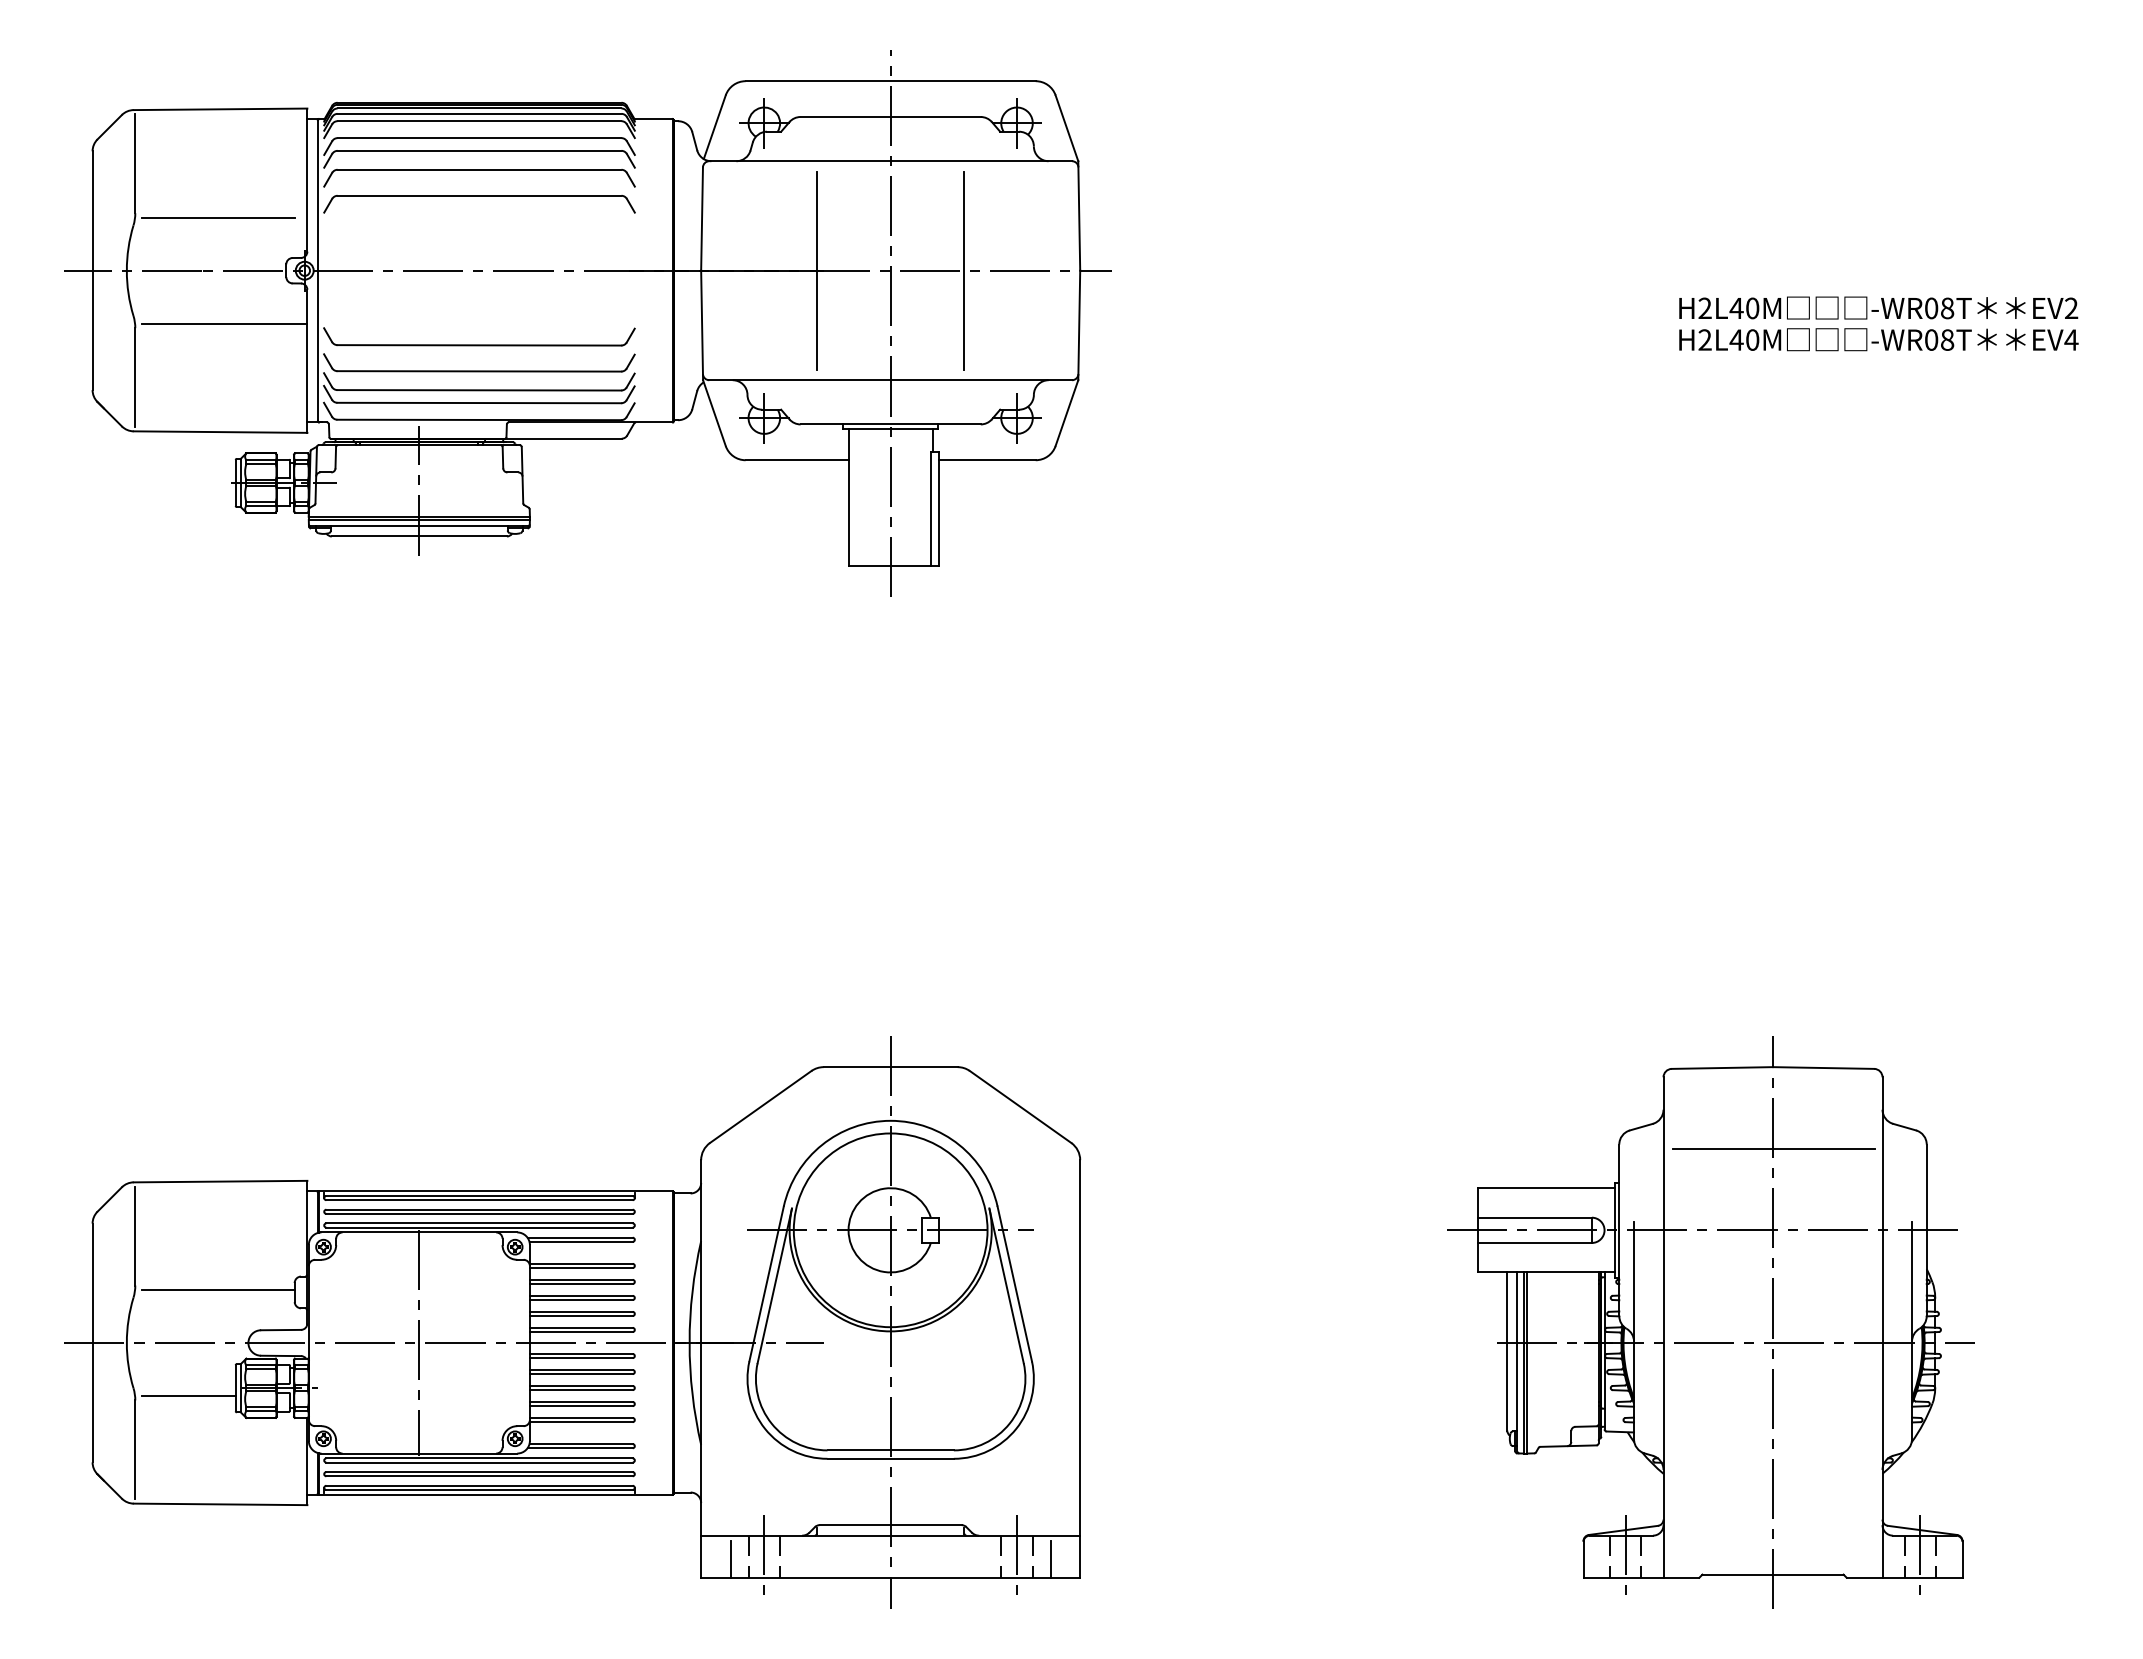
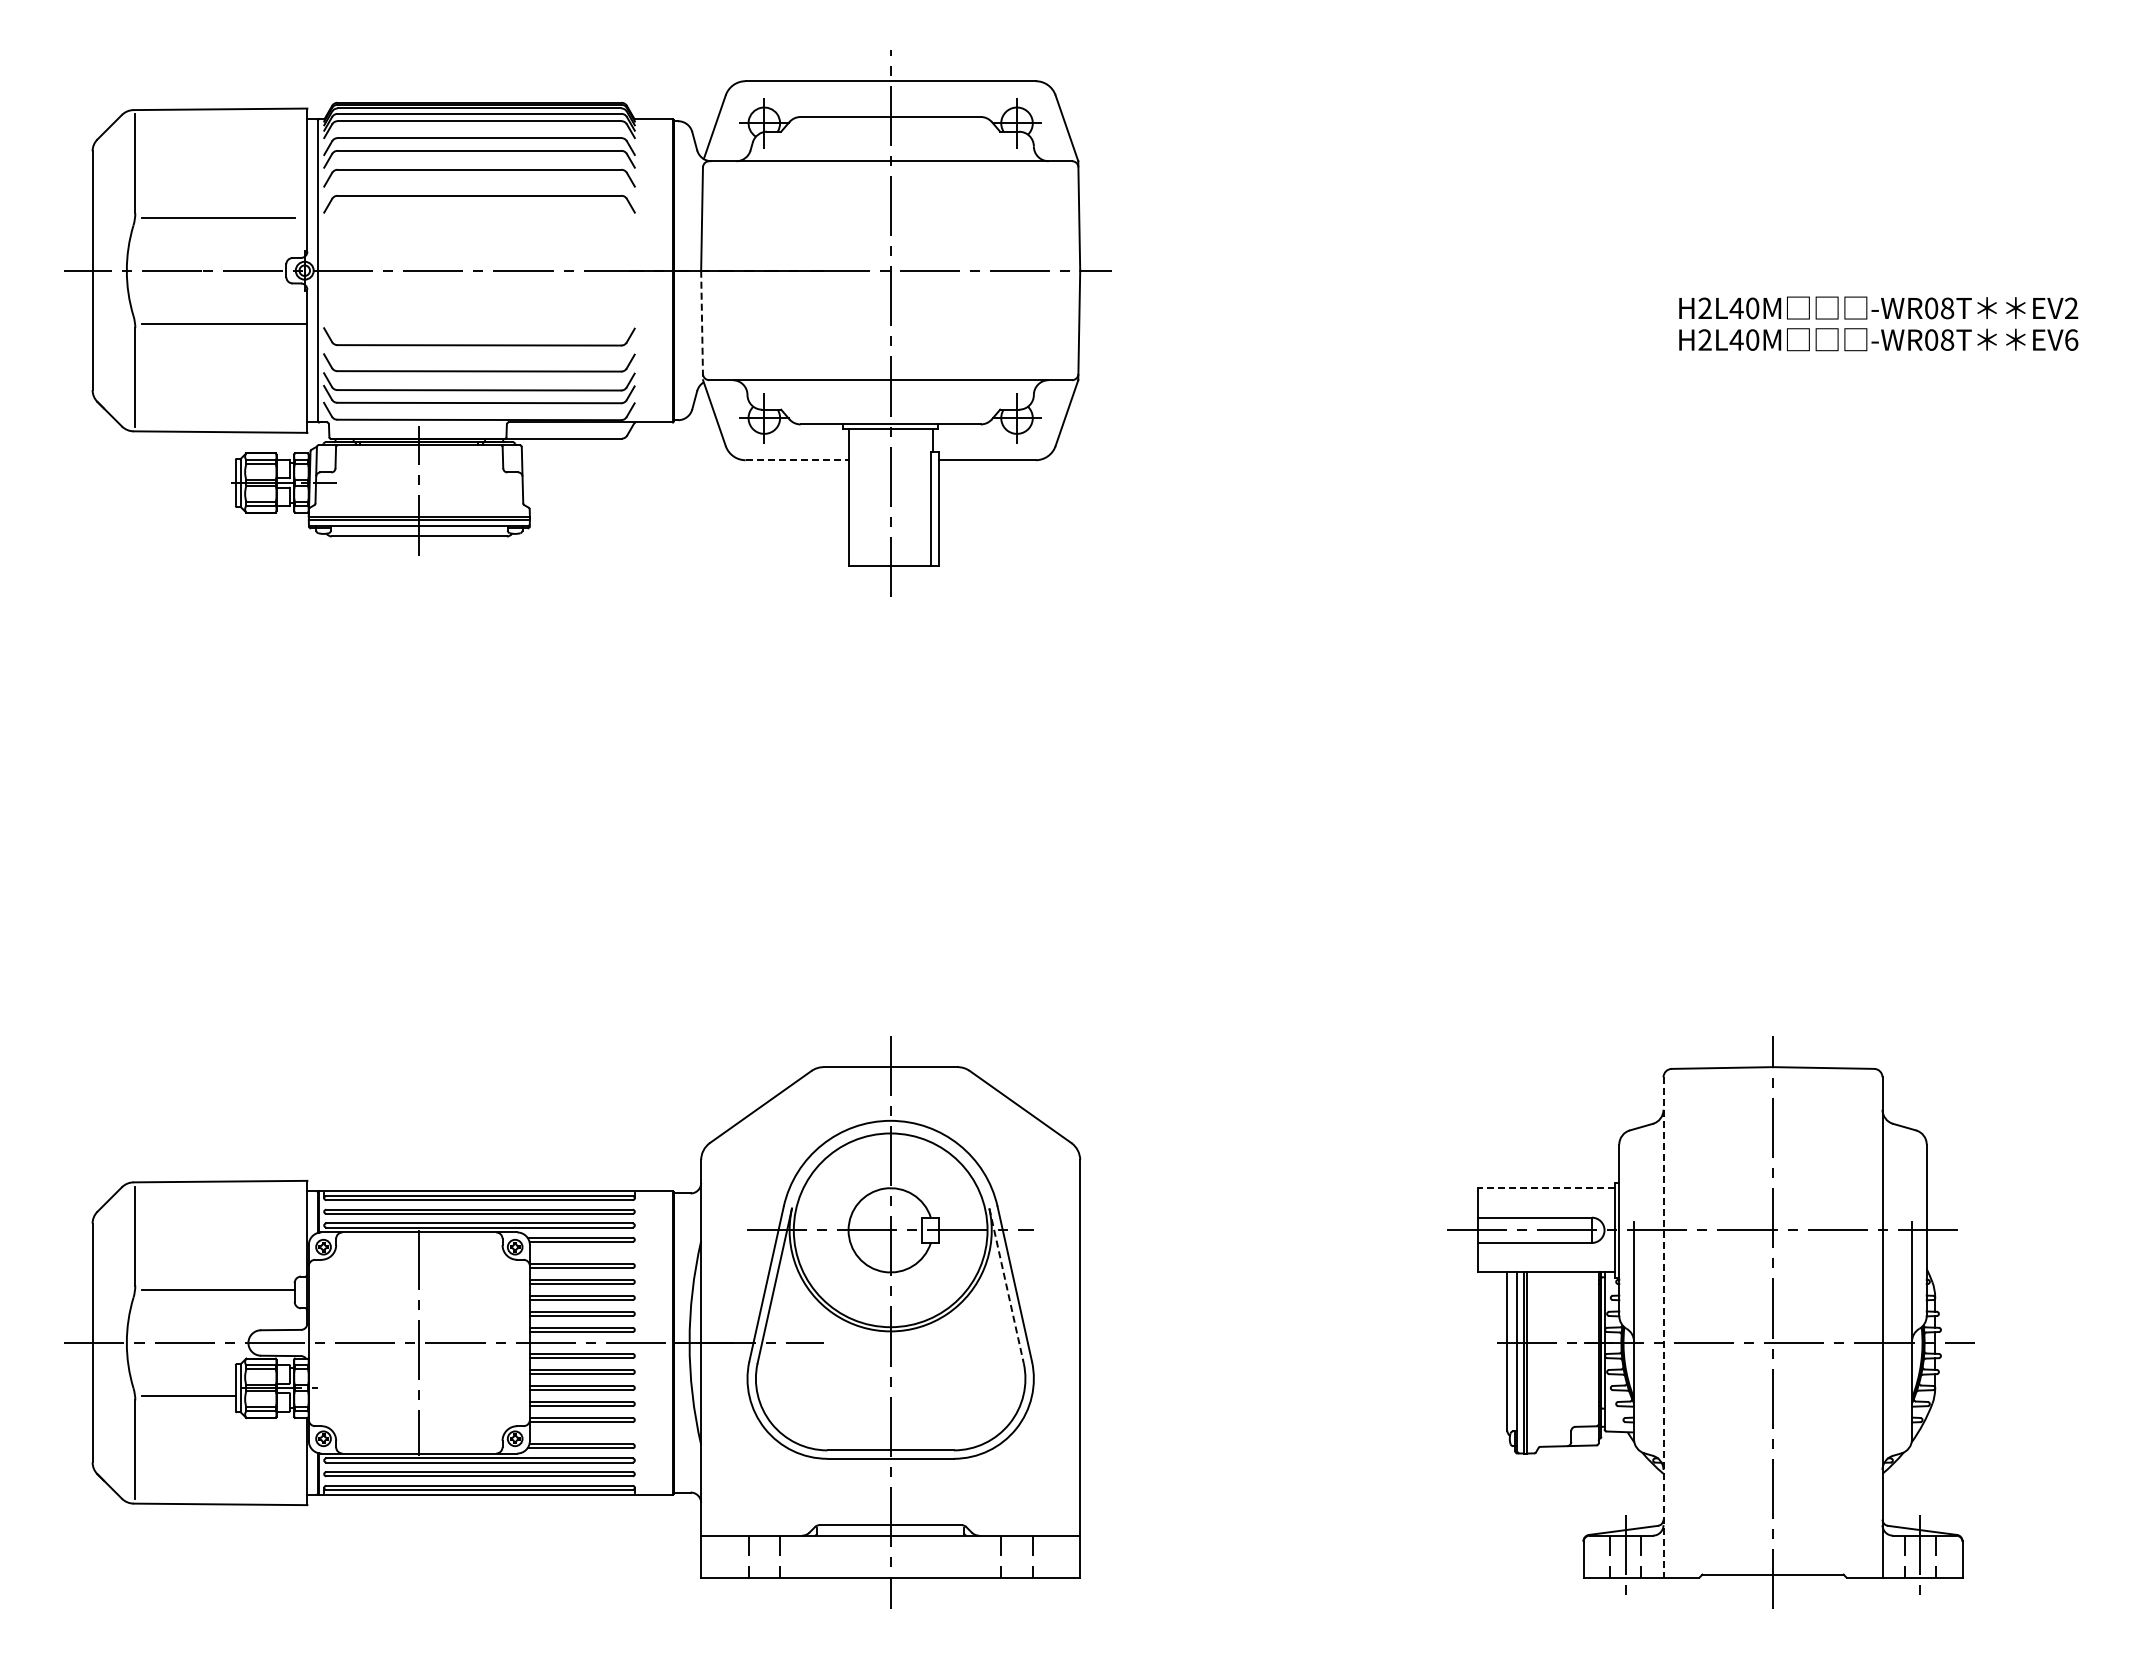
line: present -> none (816, 270)
line: present -> none (964, 270)
line: solid -> dashed (702, 325)
text: EV4 -> EV6 (2071, 339)
line: solid -> dashed (797, 460)
line: present -> none (1773, 1149)
line: solid -> dashed (1546, 1188)
line: solid -> dashed (1006, 1286)
line: solid -> dashed (1663, 1328)
line: present -> none (764, 1556)
line: present -> none (1017, 1556)
line: present -> none (730, 1559)
line: present -> none (1050, 1559)
